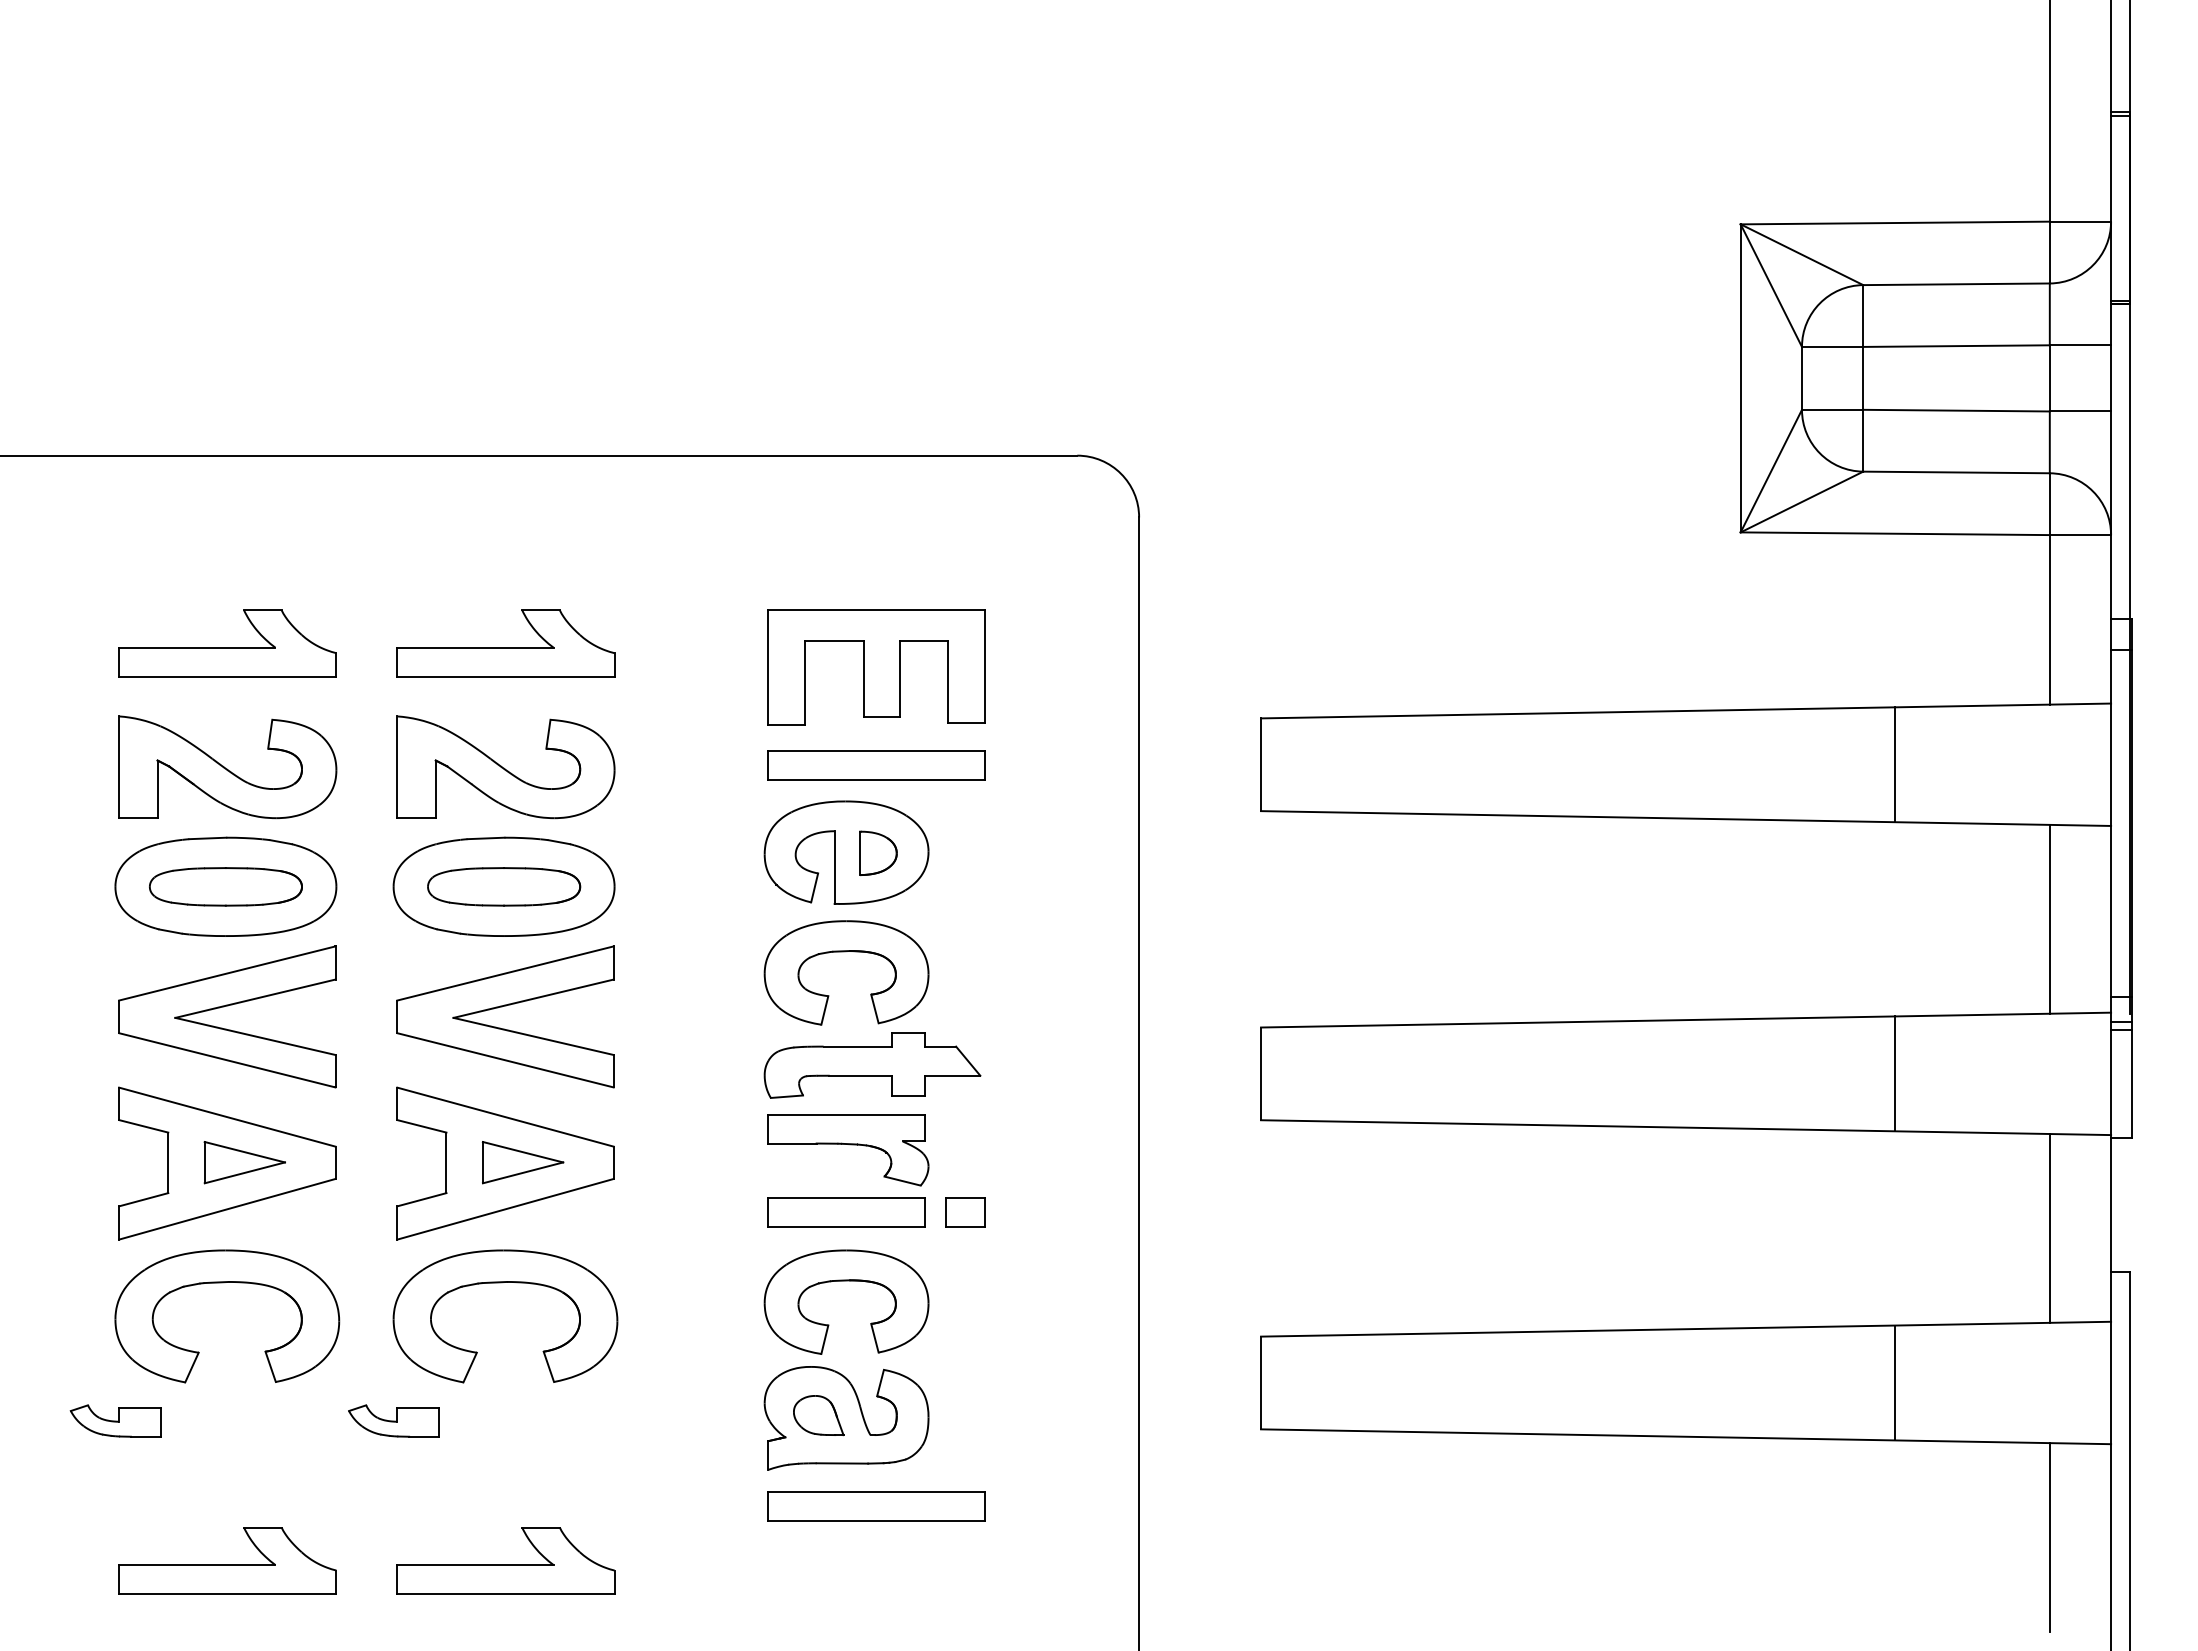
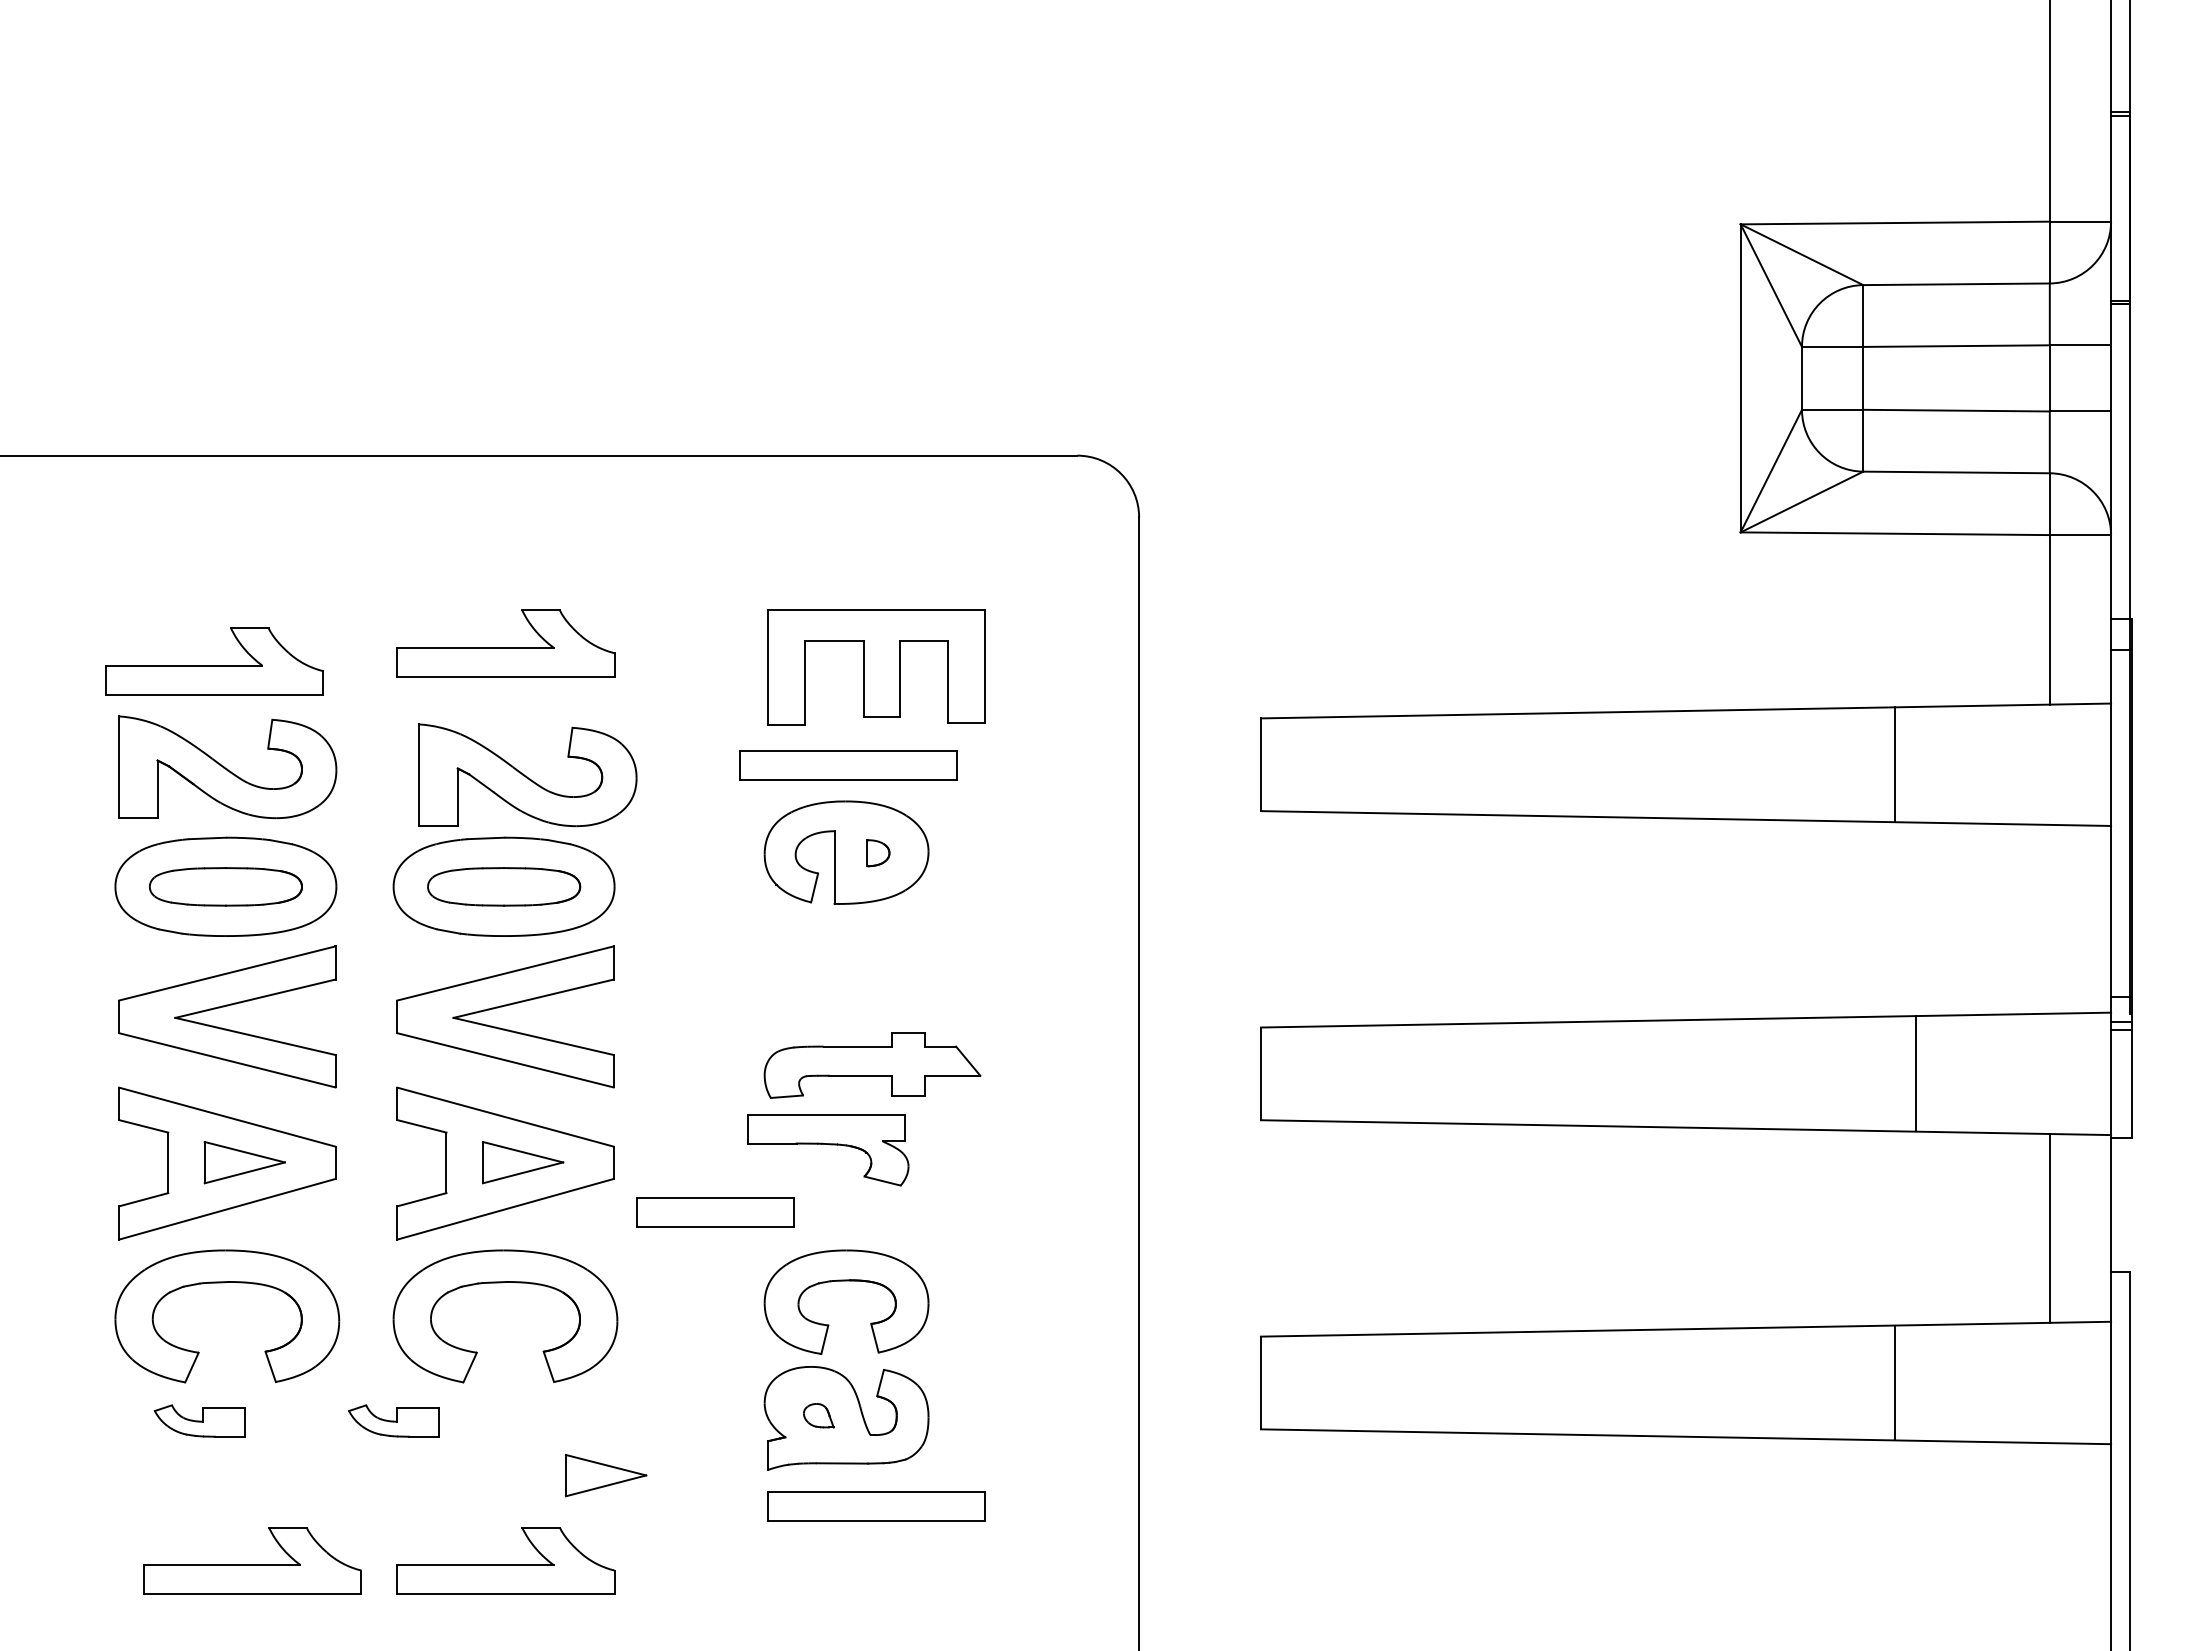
part position: (227, 643) -> (214, 661) (214, 661)
part position: (876, 765) -> (848, 765) (848, 765)
part position: (505, 767) -> (527, 775) (527, 775)
part size: 39x46 px -> 25x29 px (878, 853)
line: present -> none (2049, 918)
part: present -> none (846, 952)
line position: (1894, 1073) -> (1915, 1073) (1915, 1073)
part position: (848, 1150) -> (828, 1150) (828, 1150)
part position: (846, 1212) -> (715, 1212) (715, 1212)
part: present -> none (965, 1212)
part size: 52x42 px -> 32x26 px (818, 1415)
part position: (115, 1420) -> (199, 1420) (199, 1420)
part: none -> present (605, 1475)
line: present -> none (2049, 1537)
part position: (227, 1560) -> (252, 1560) (252, 1560)
